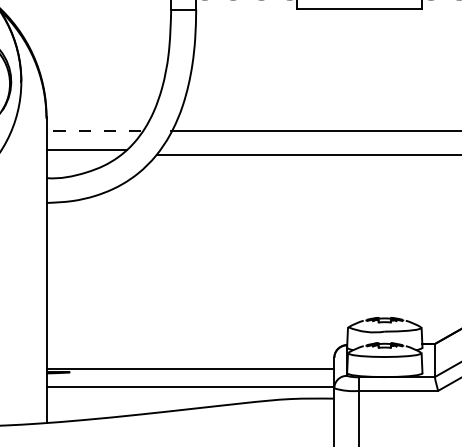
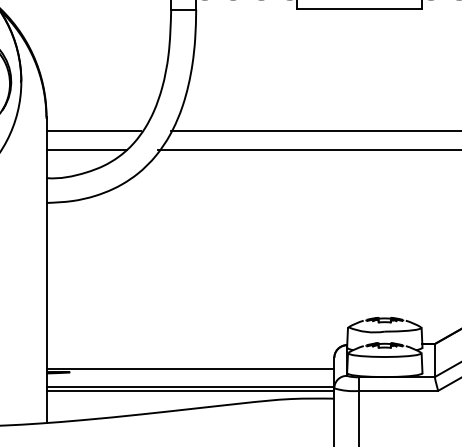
line: dashed -> solid (93, 130)
line position: (308, 155) -> (308, 150) (308, 150)
line: none -> present (190, 391)
